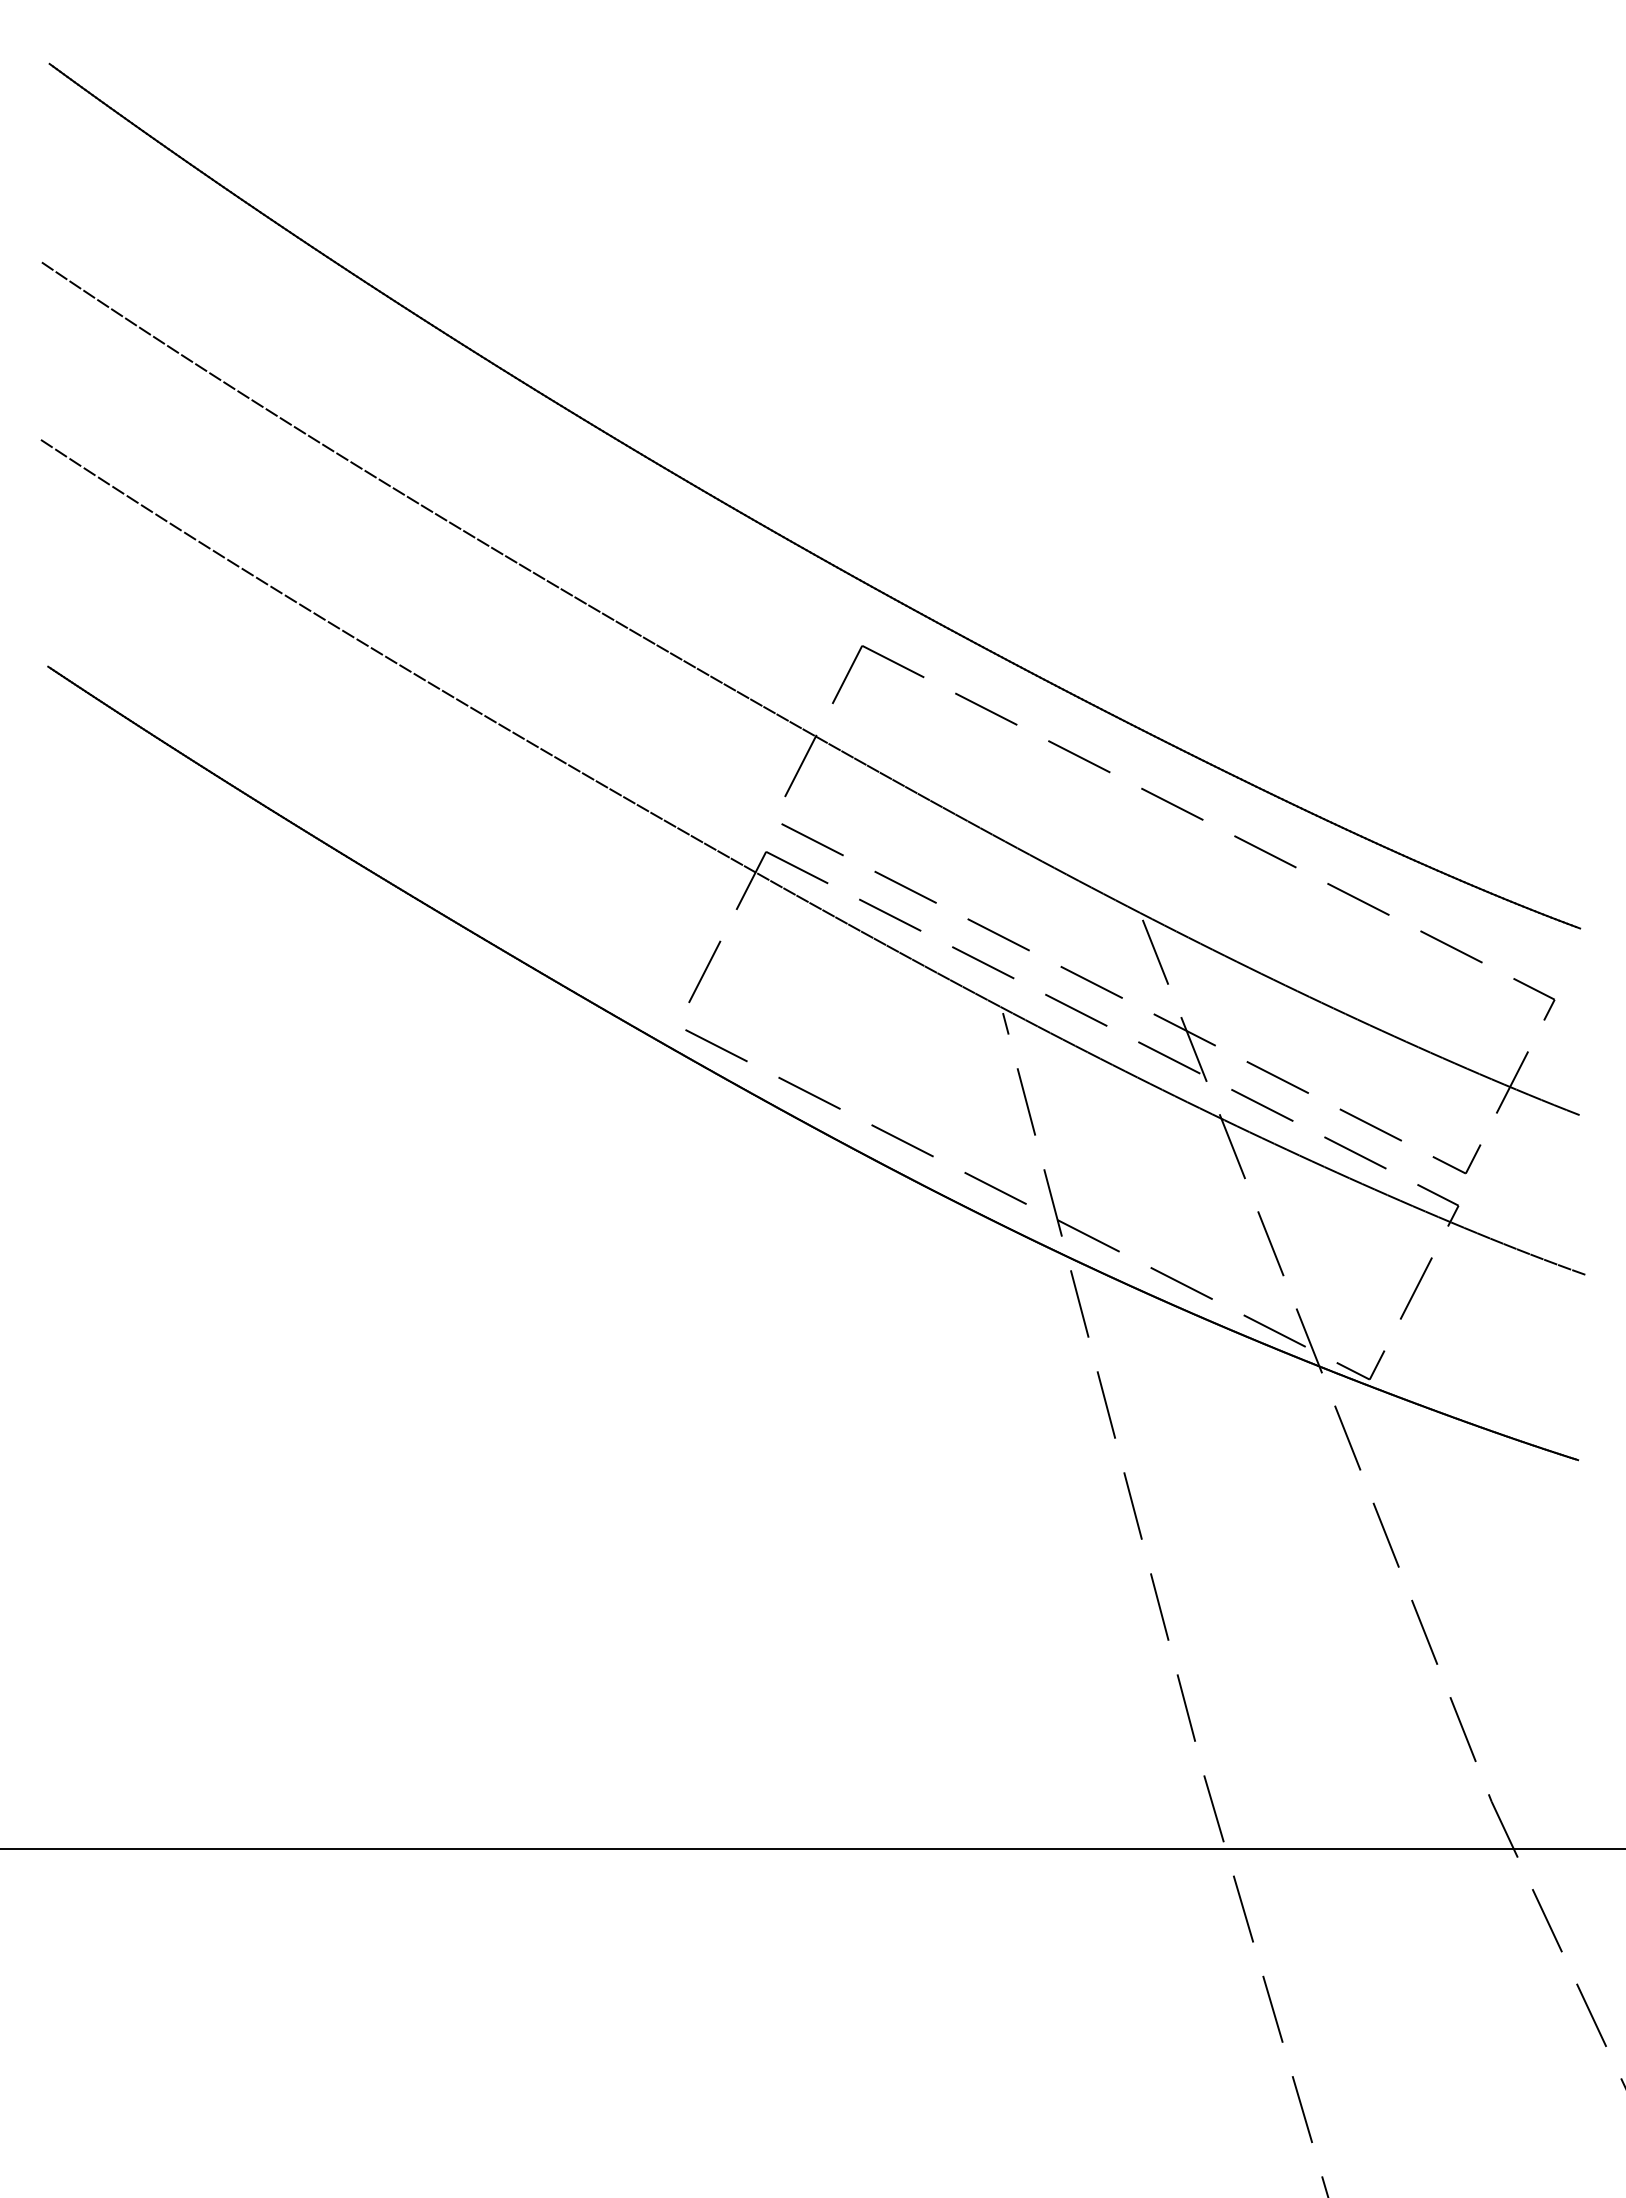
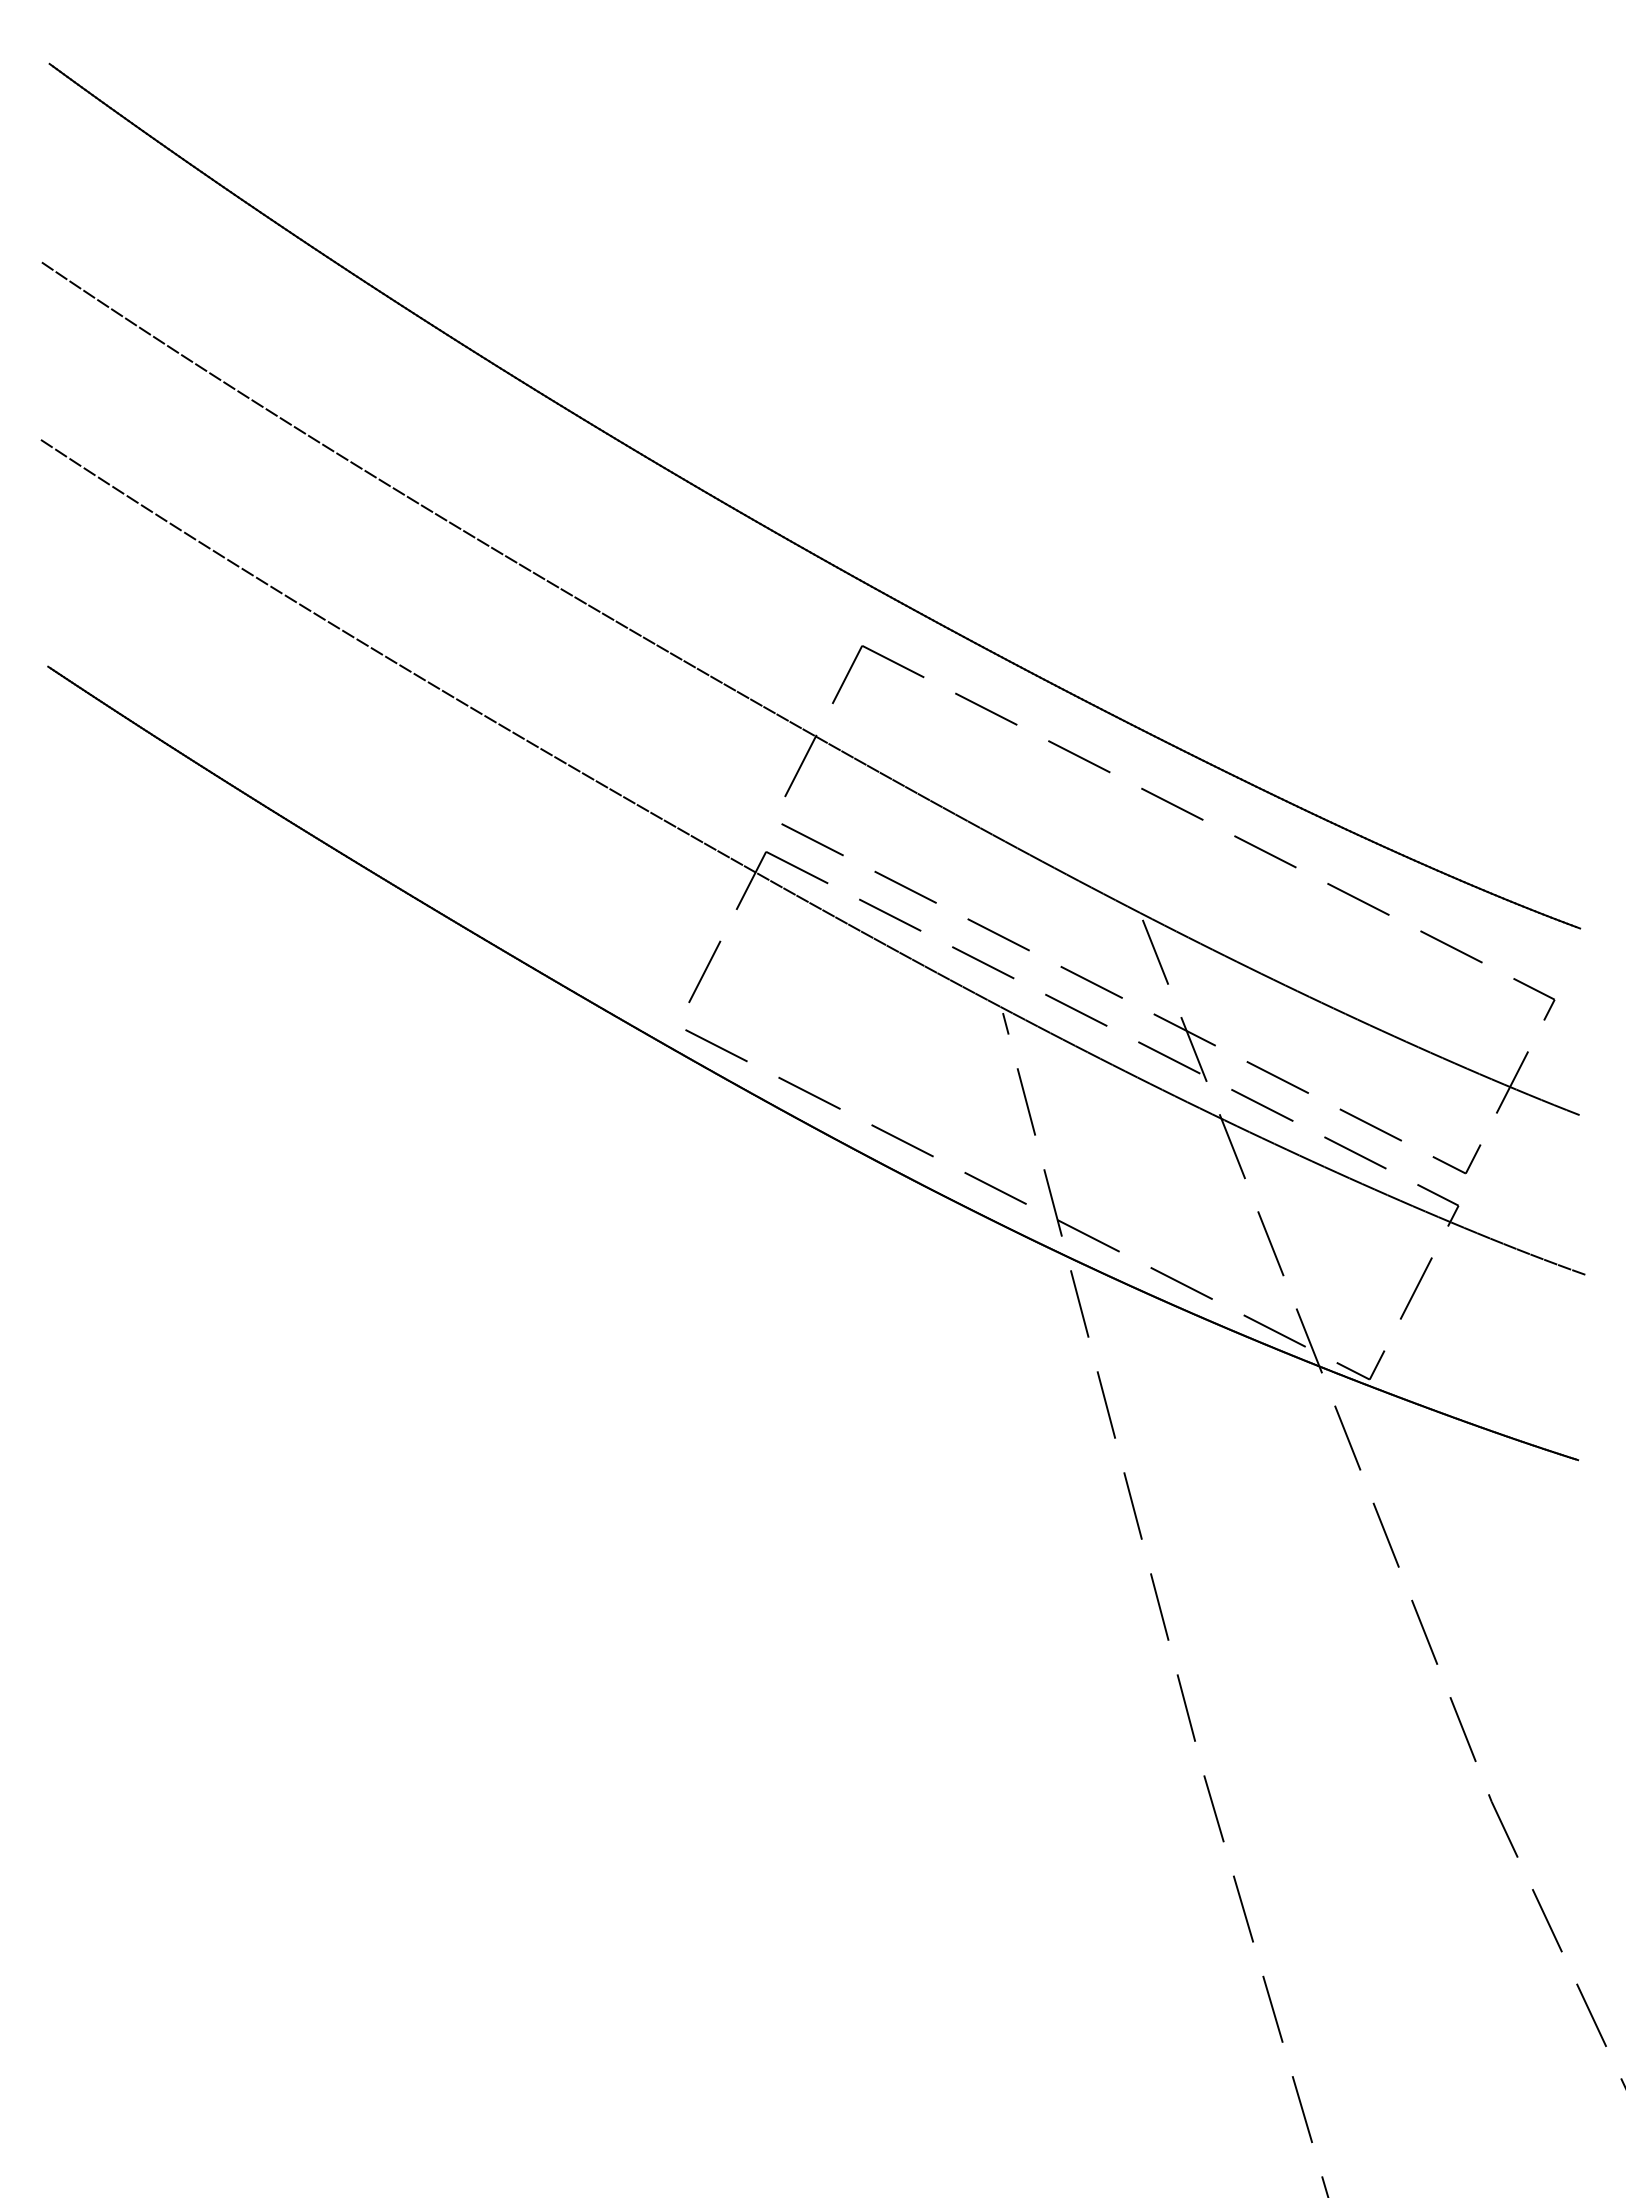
line: present -> none (812, 1849)
